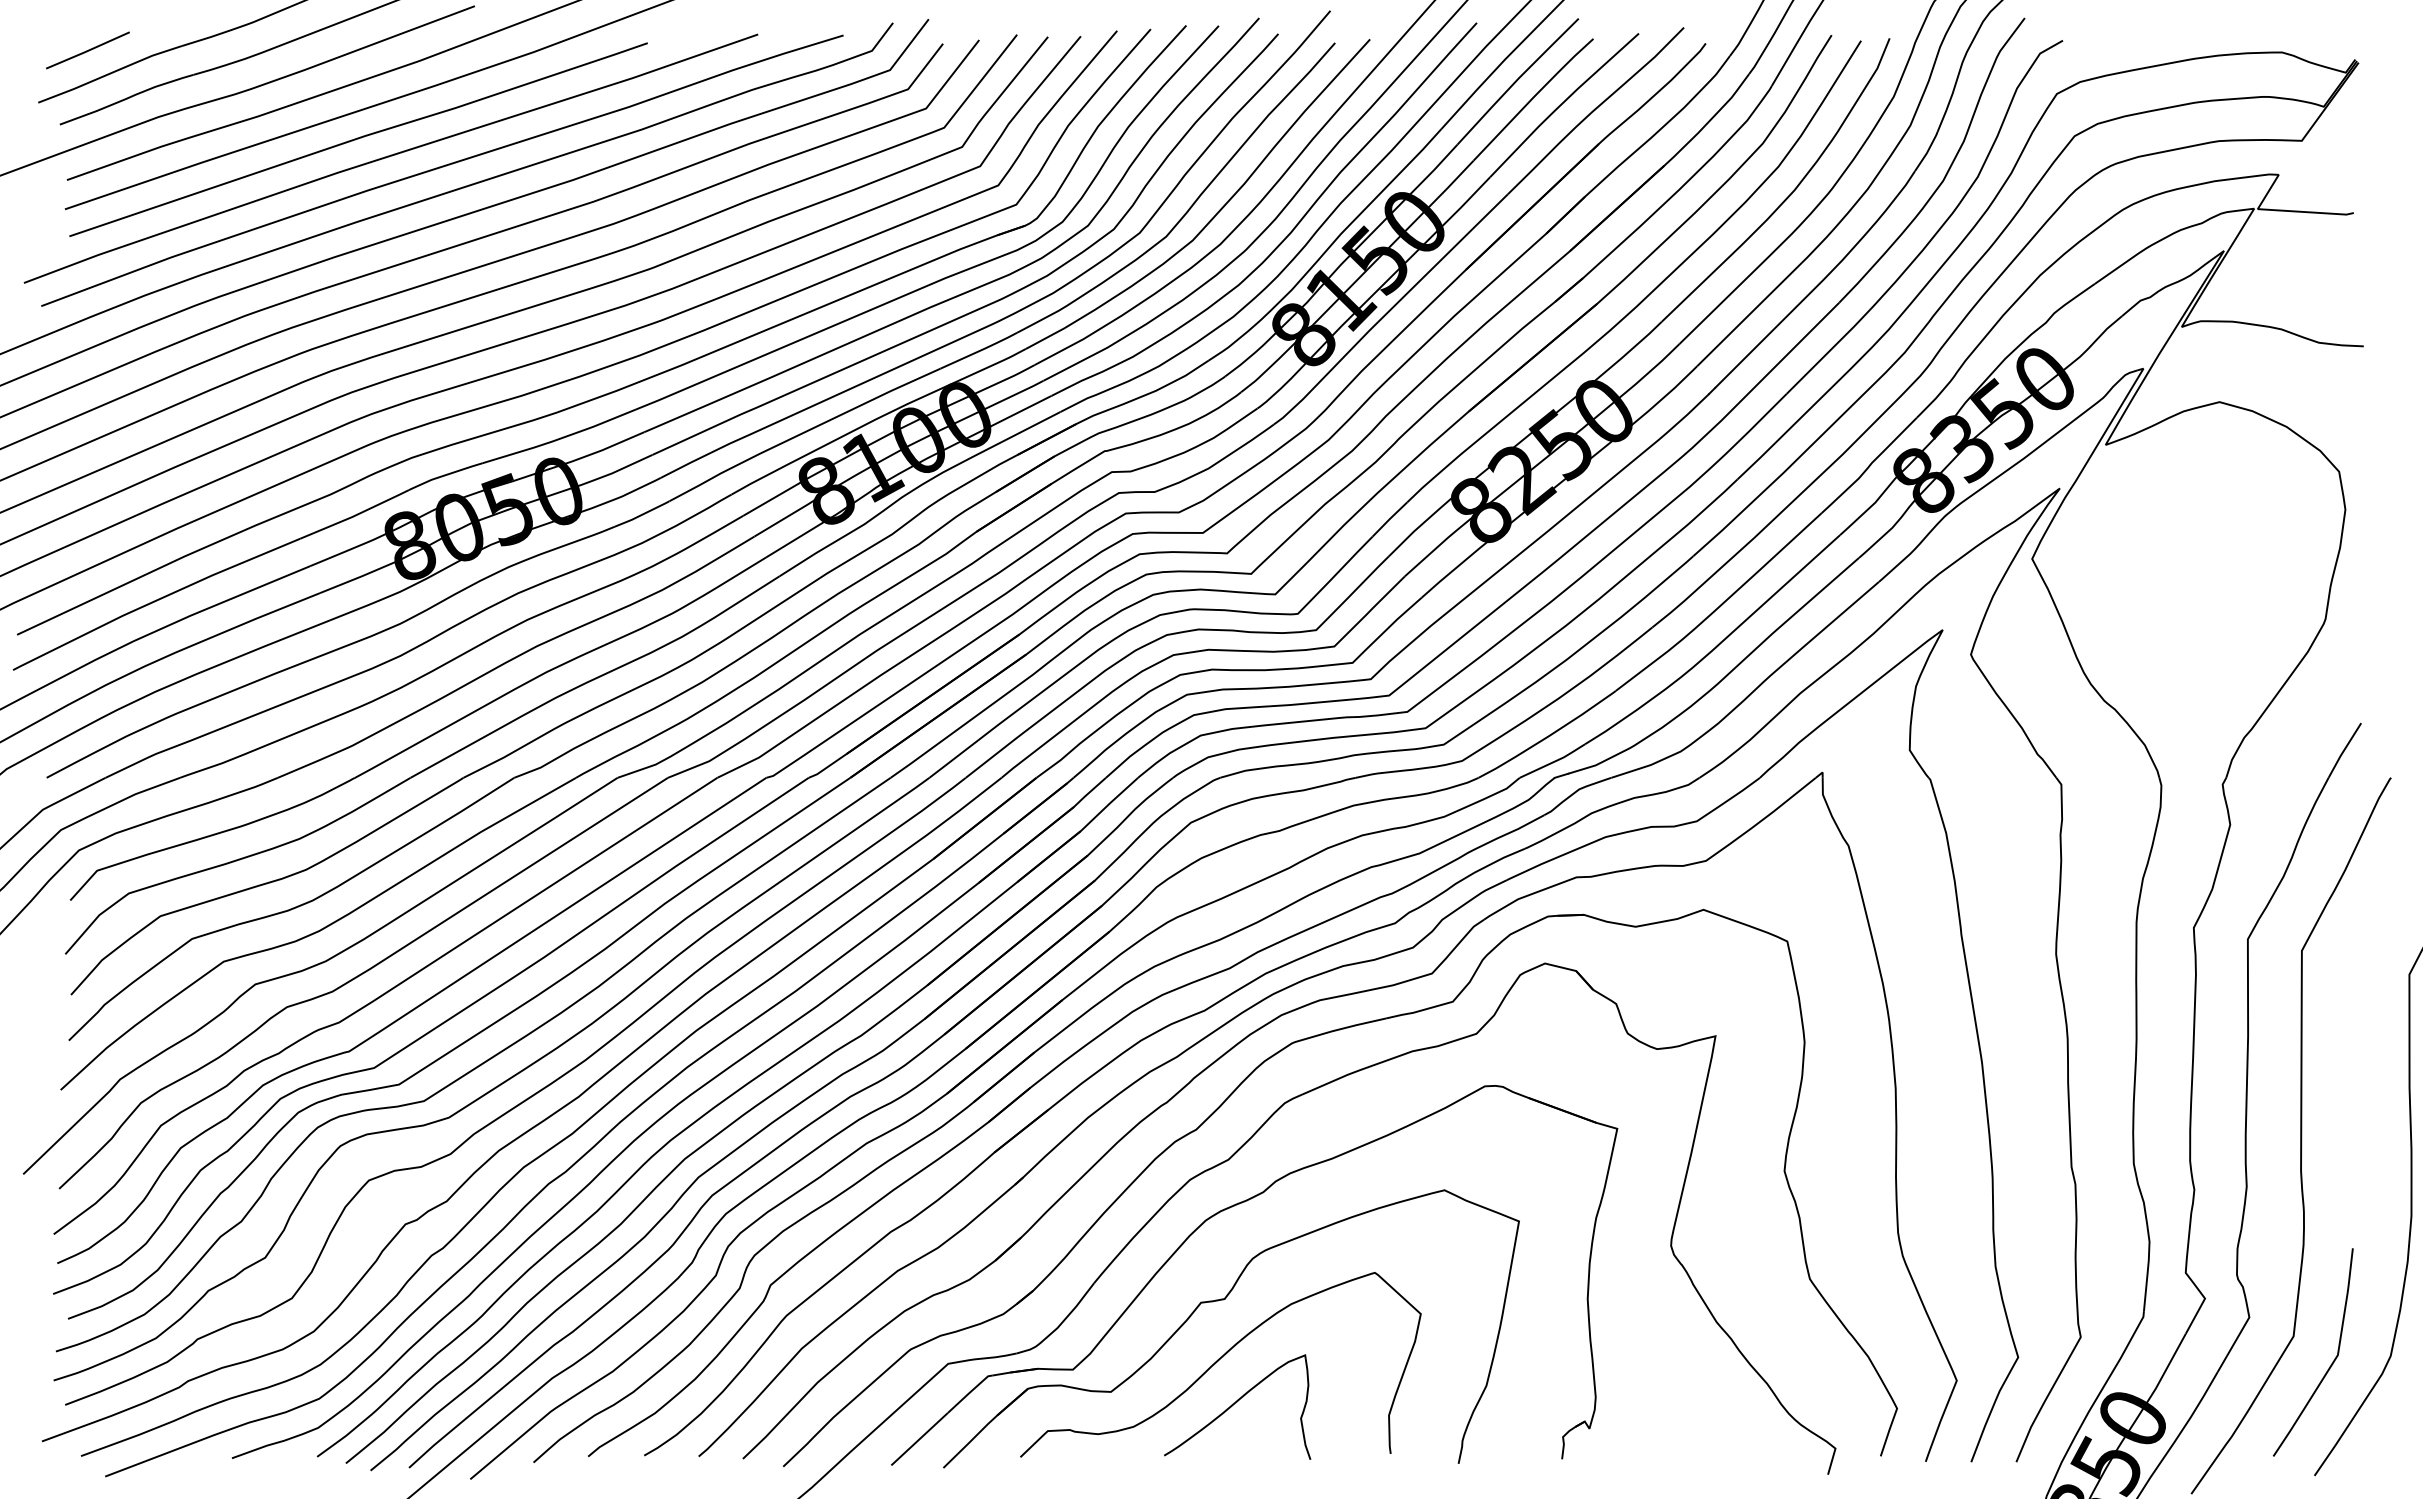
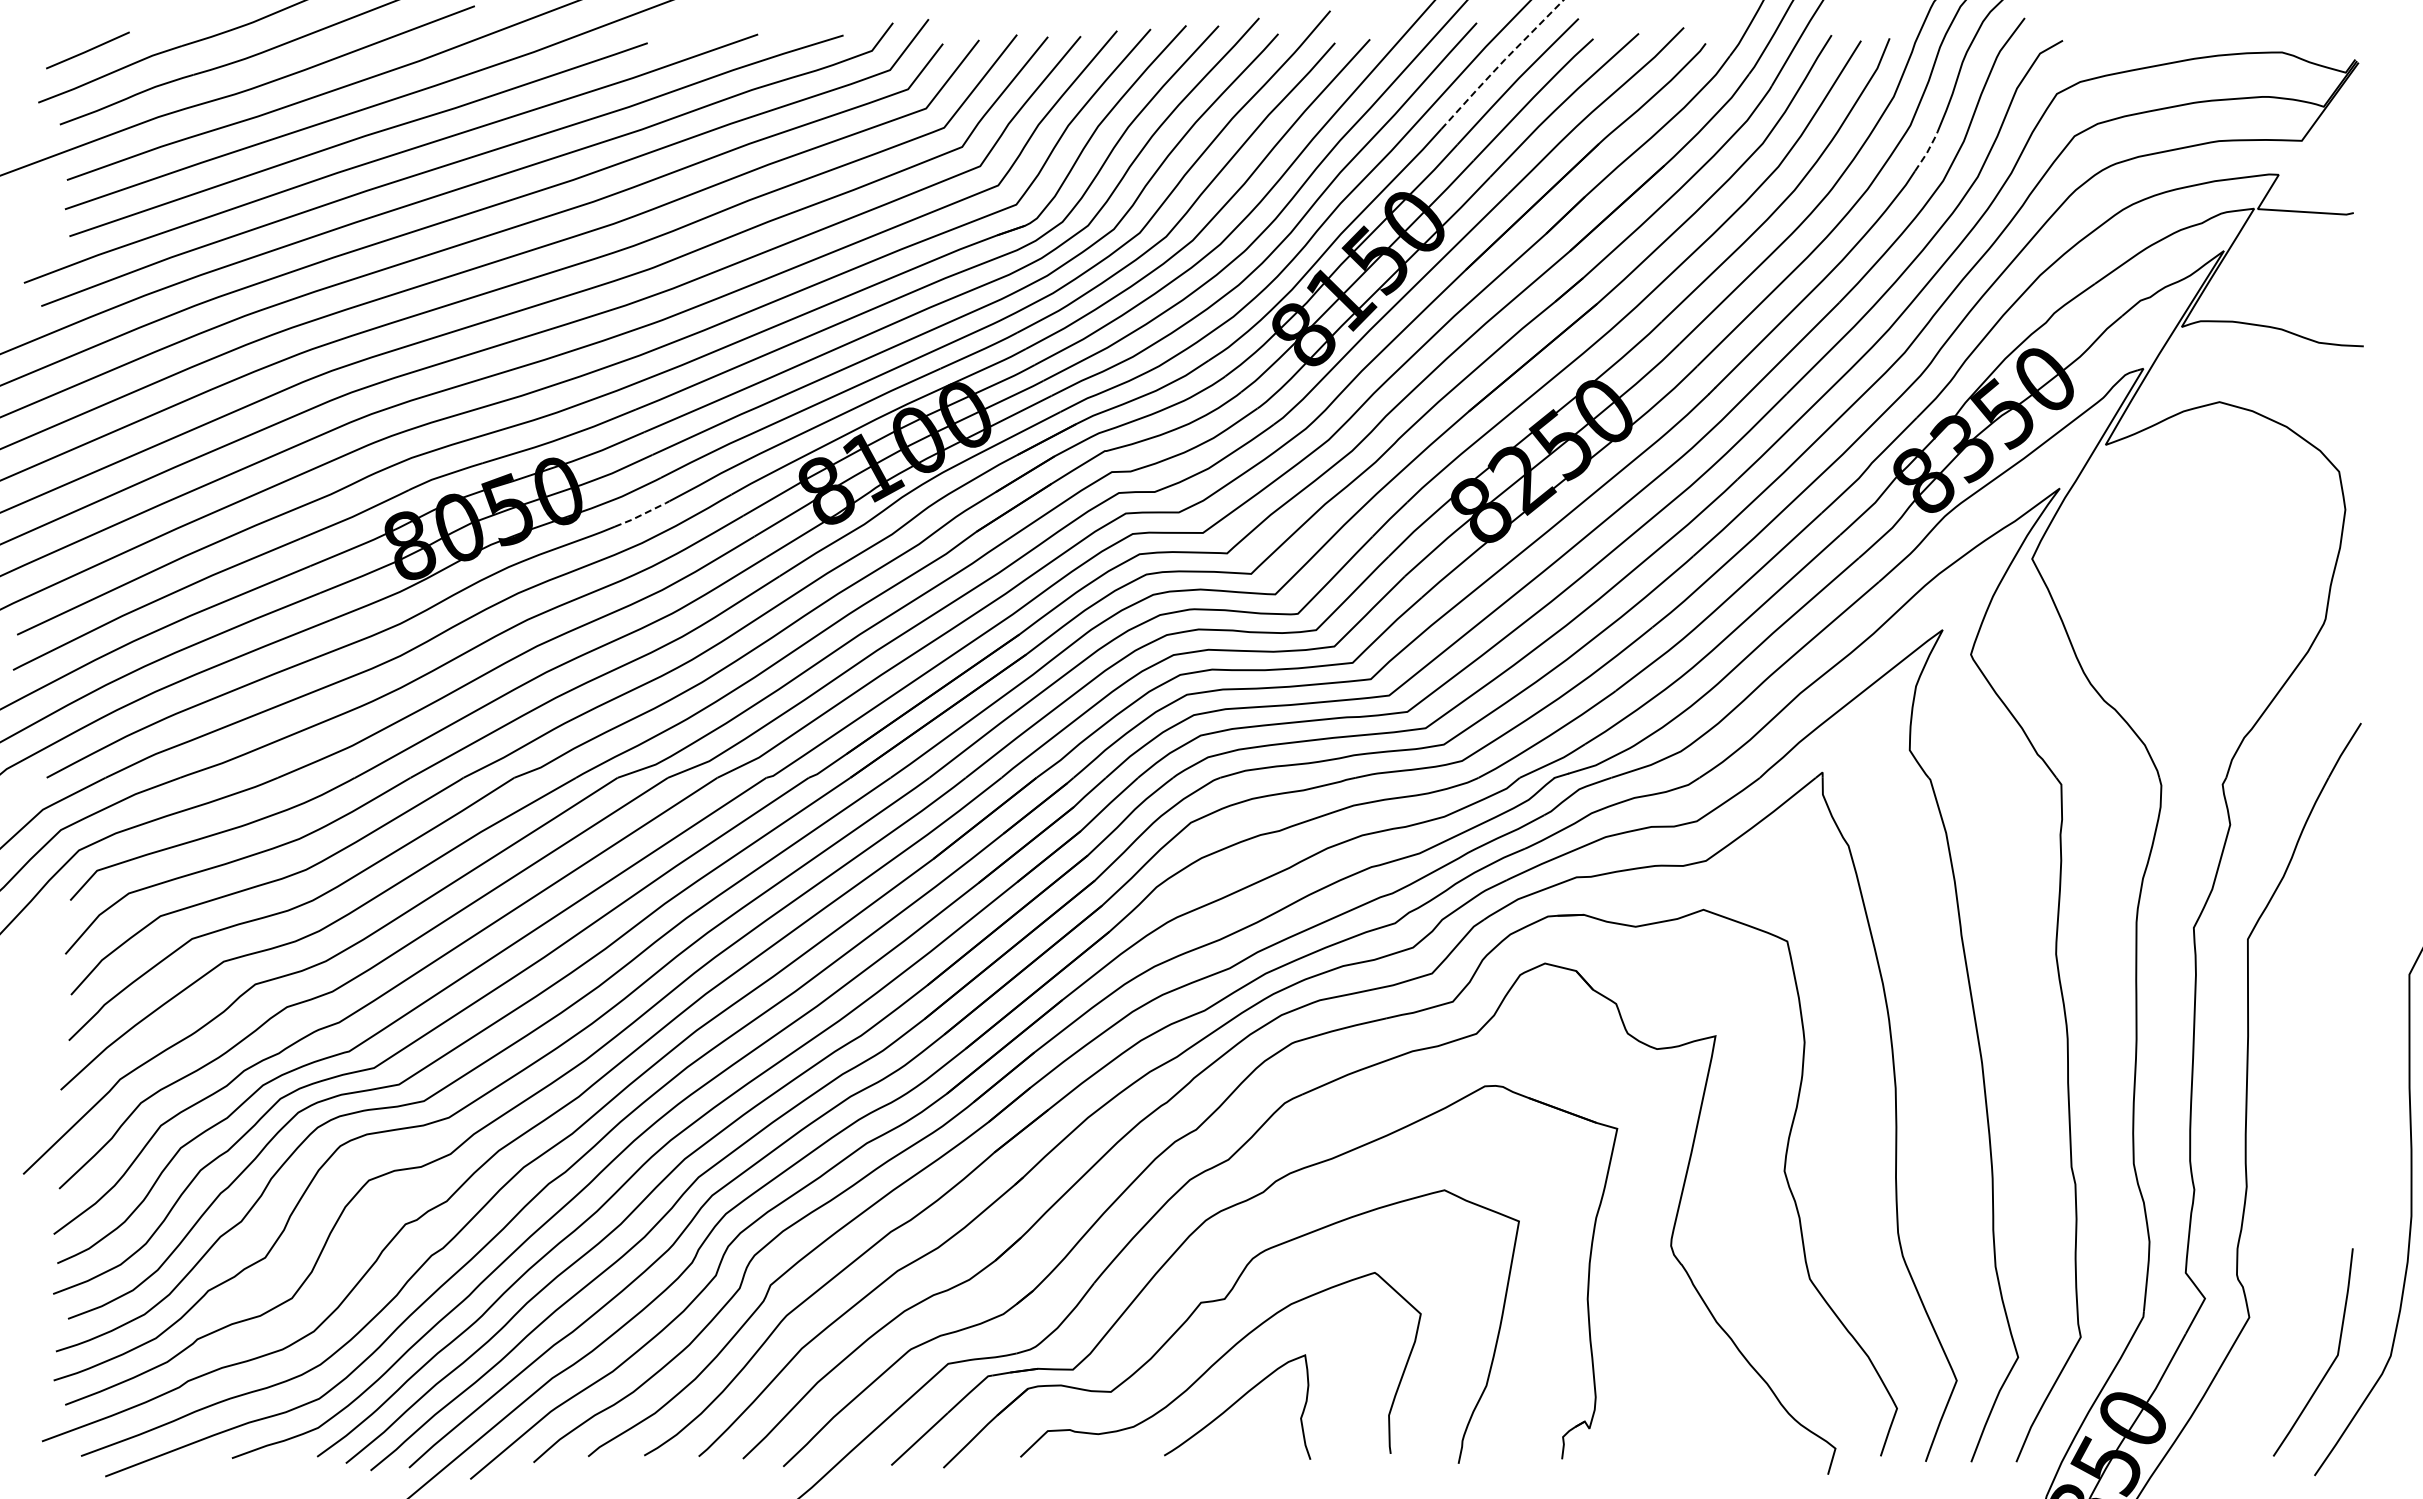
line: solid -> dashed (1501, 63)
line: solid -> dashed (1927, 151)
line: solid -> dashed (642, 514)
curve: present -> none (2300, 1135)
